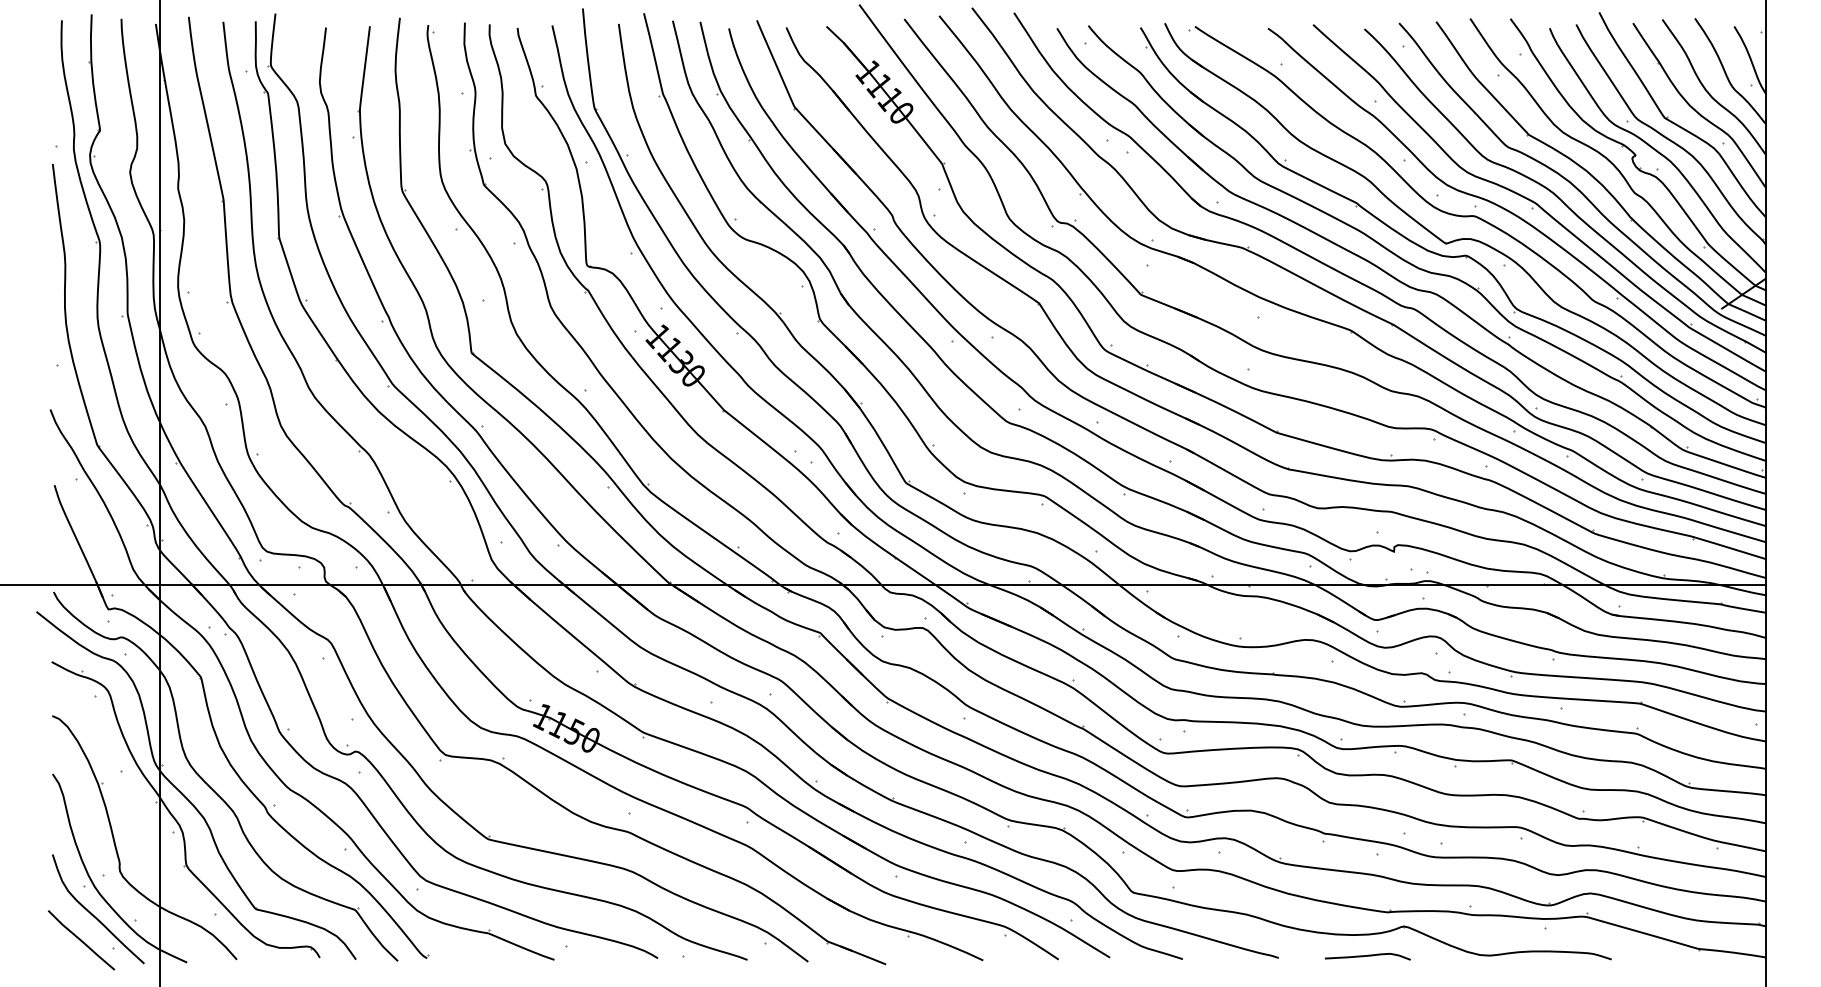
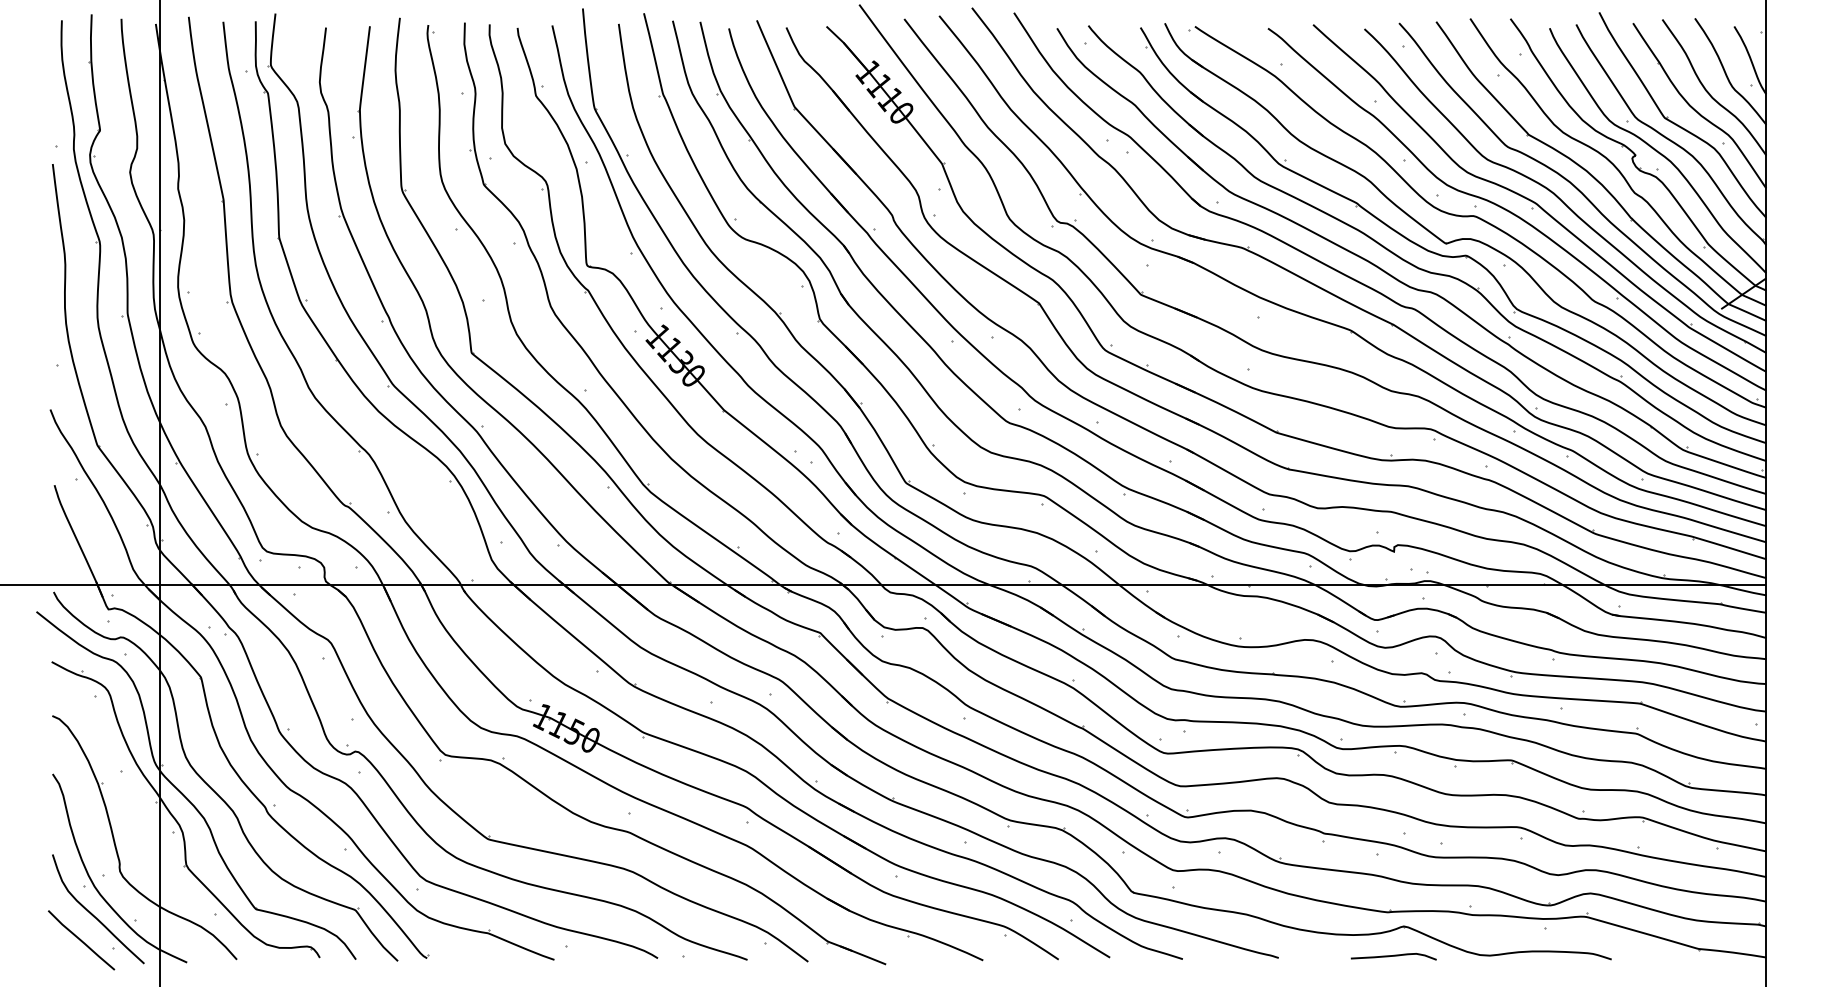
curve position: (1367, 956) -> (1393, 956) (1393, 956)
